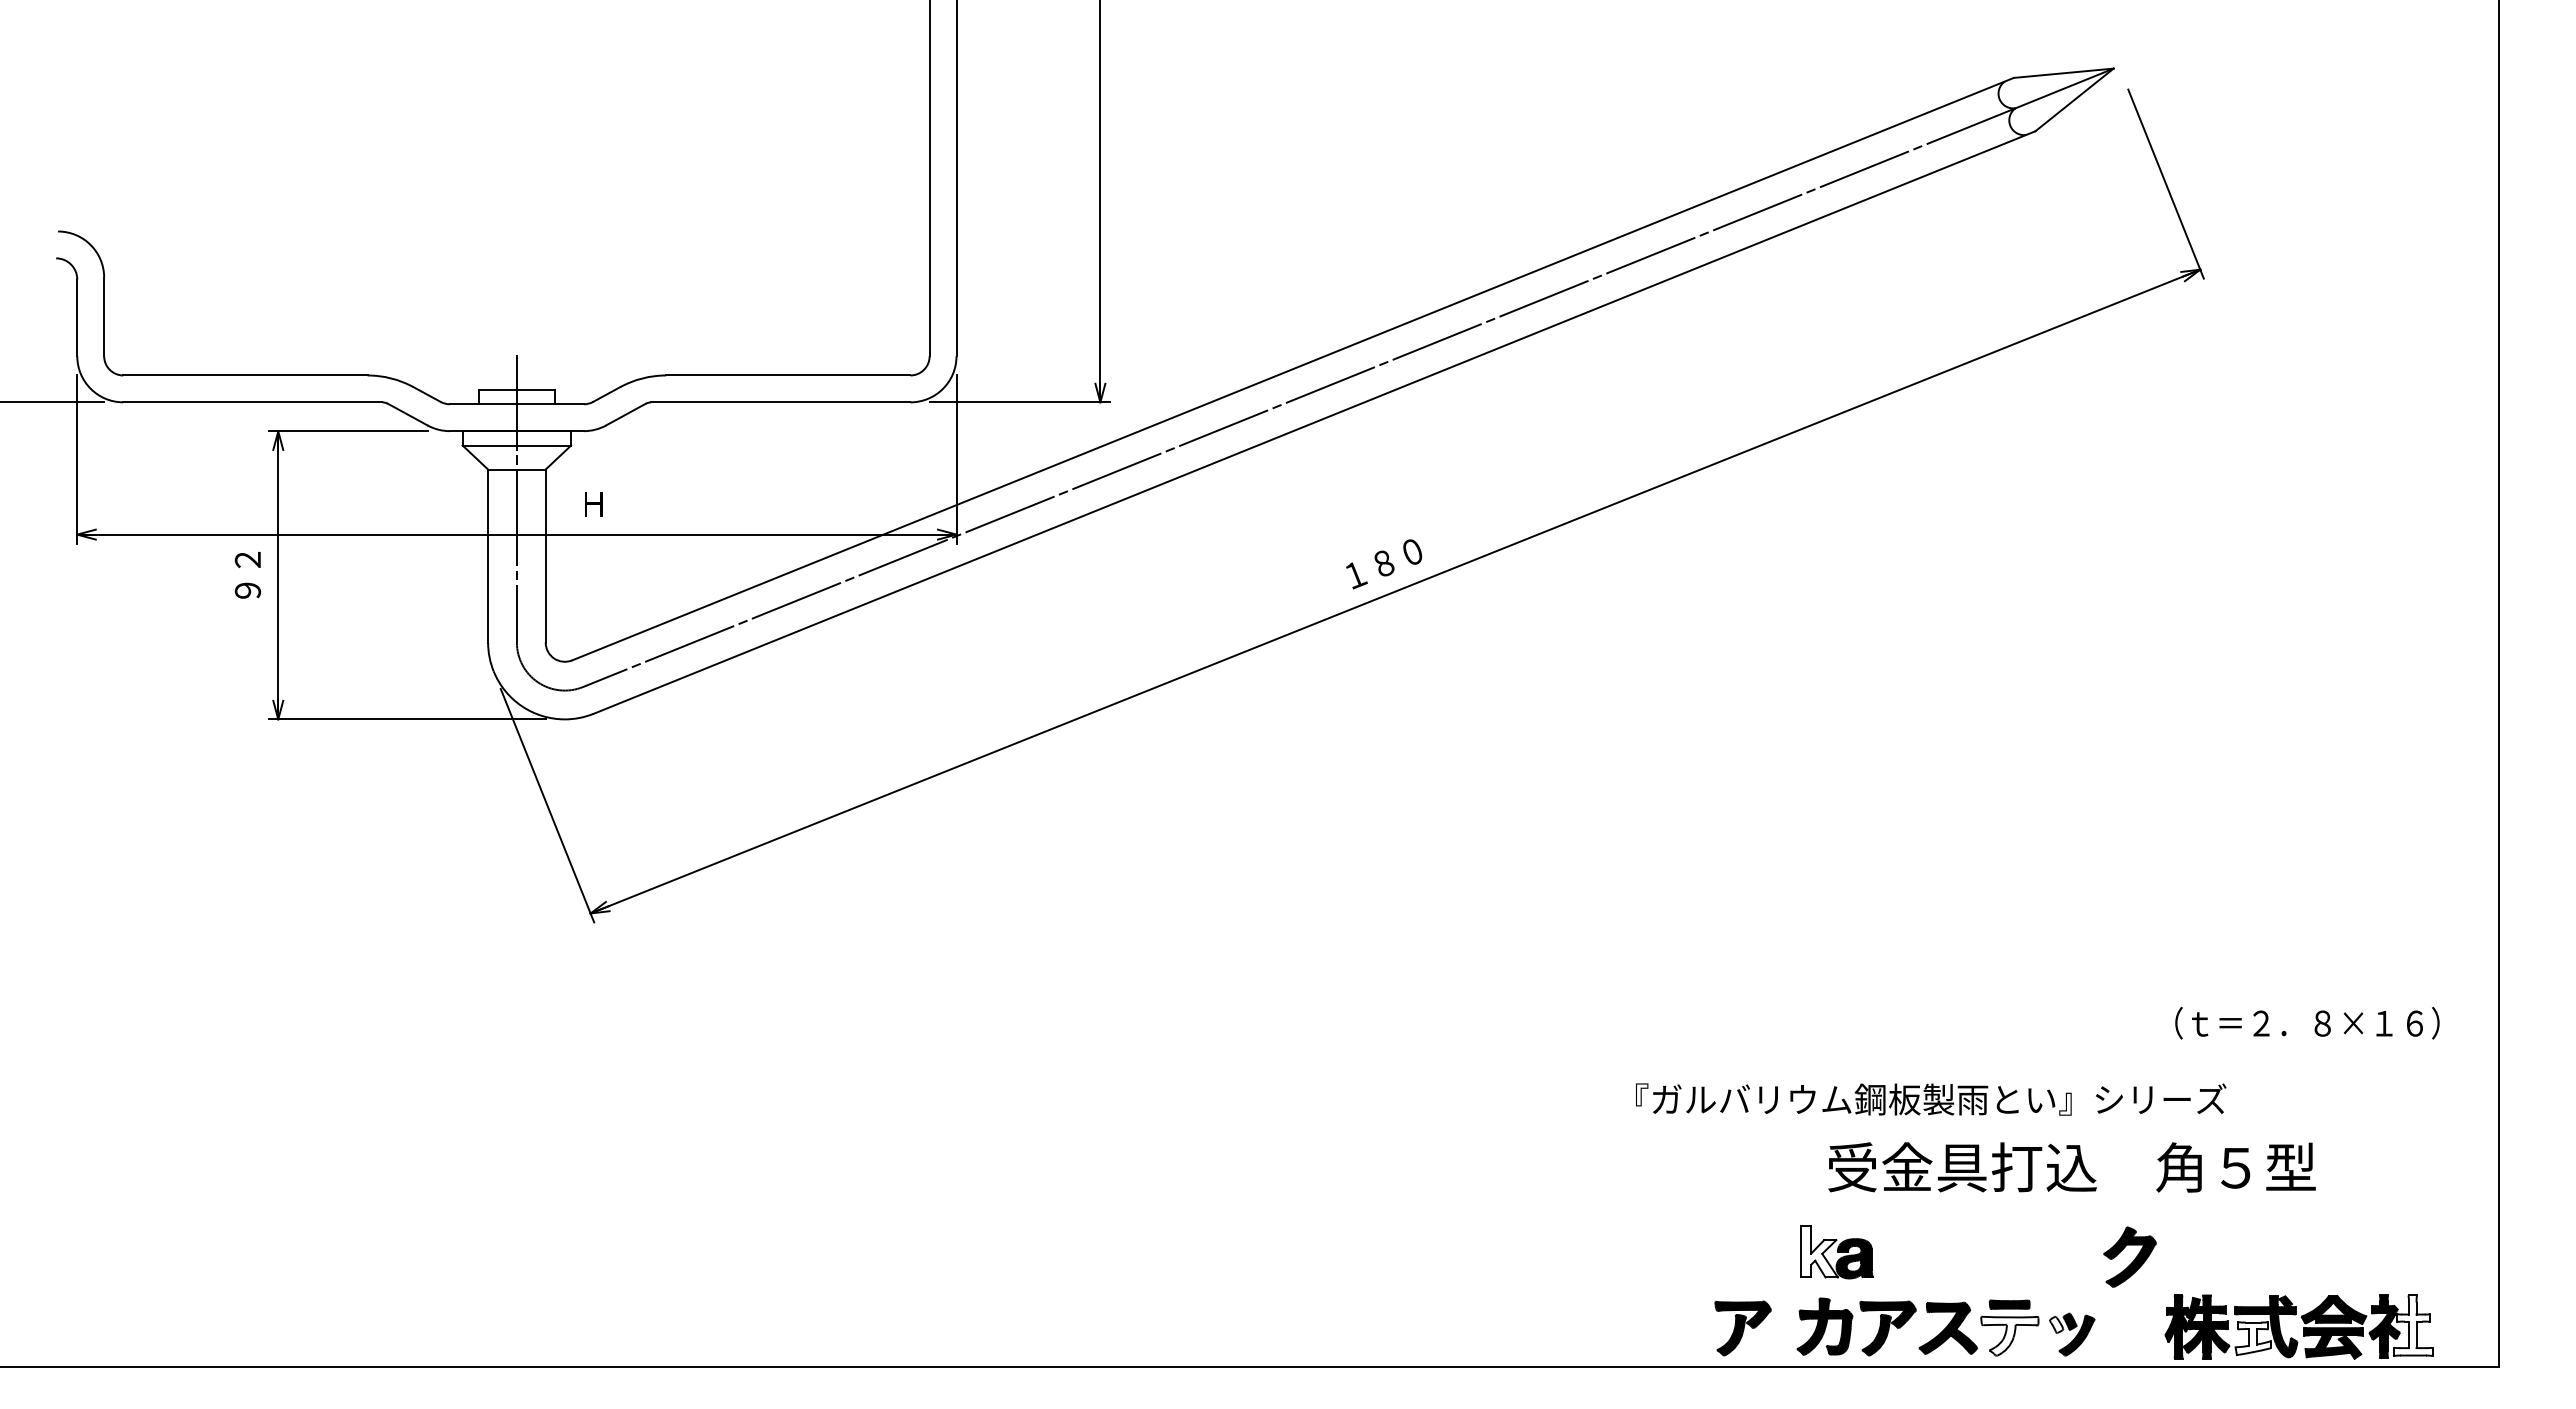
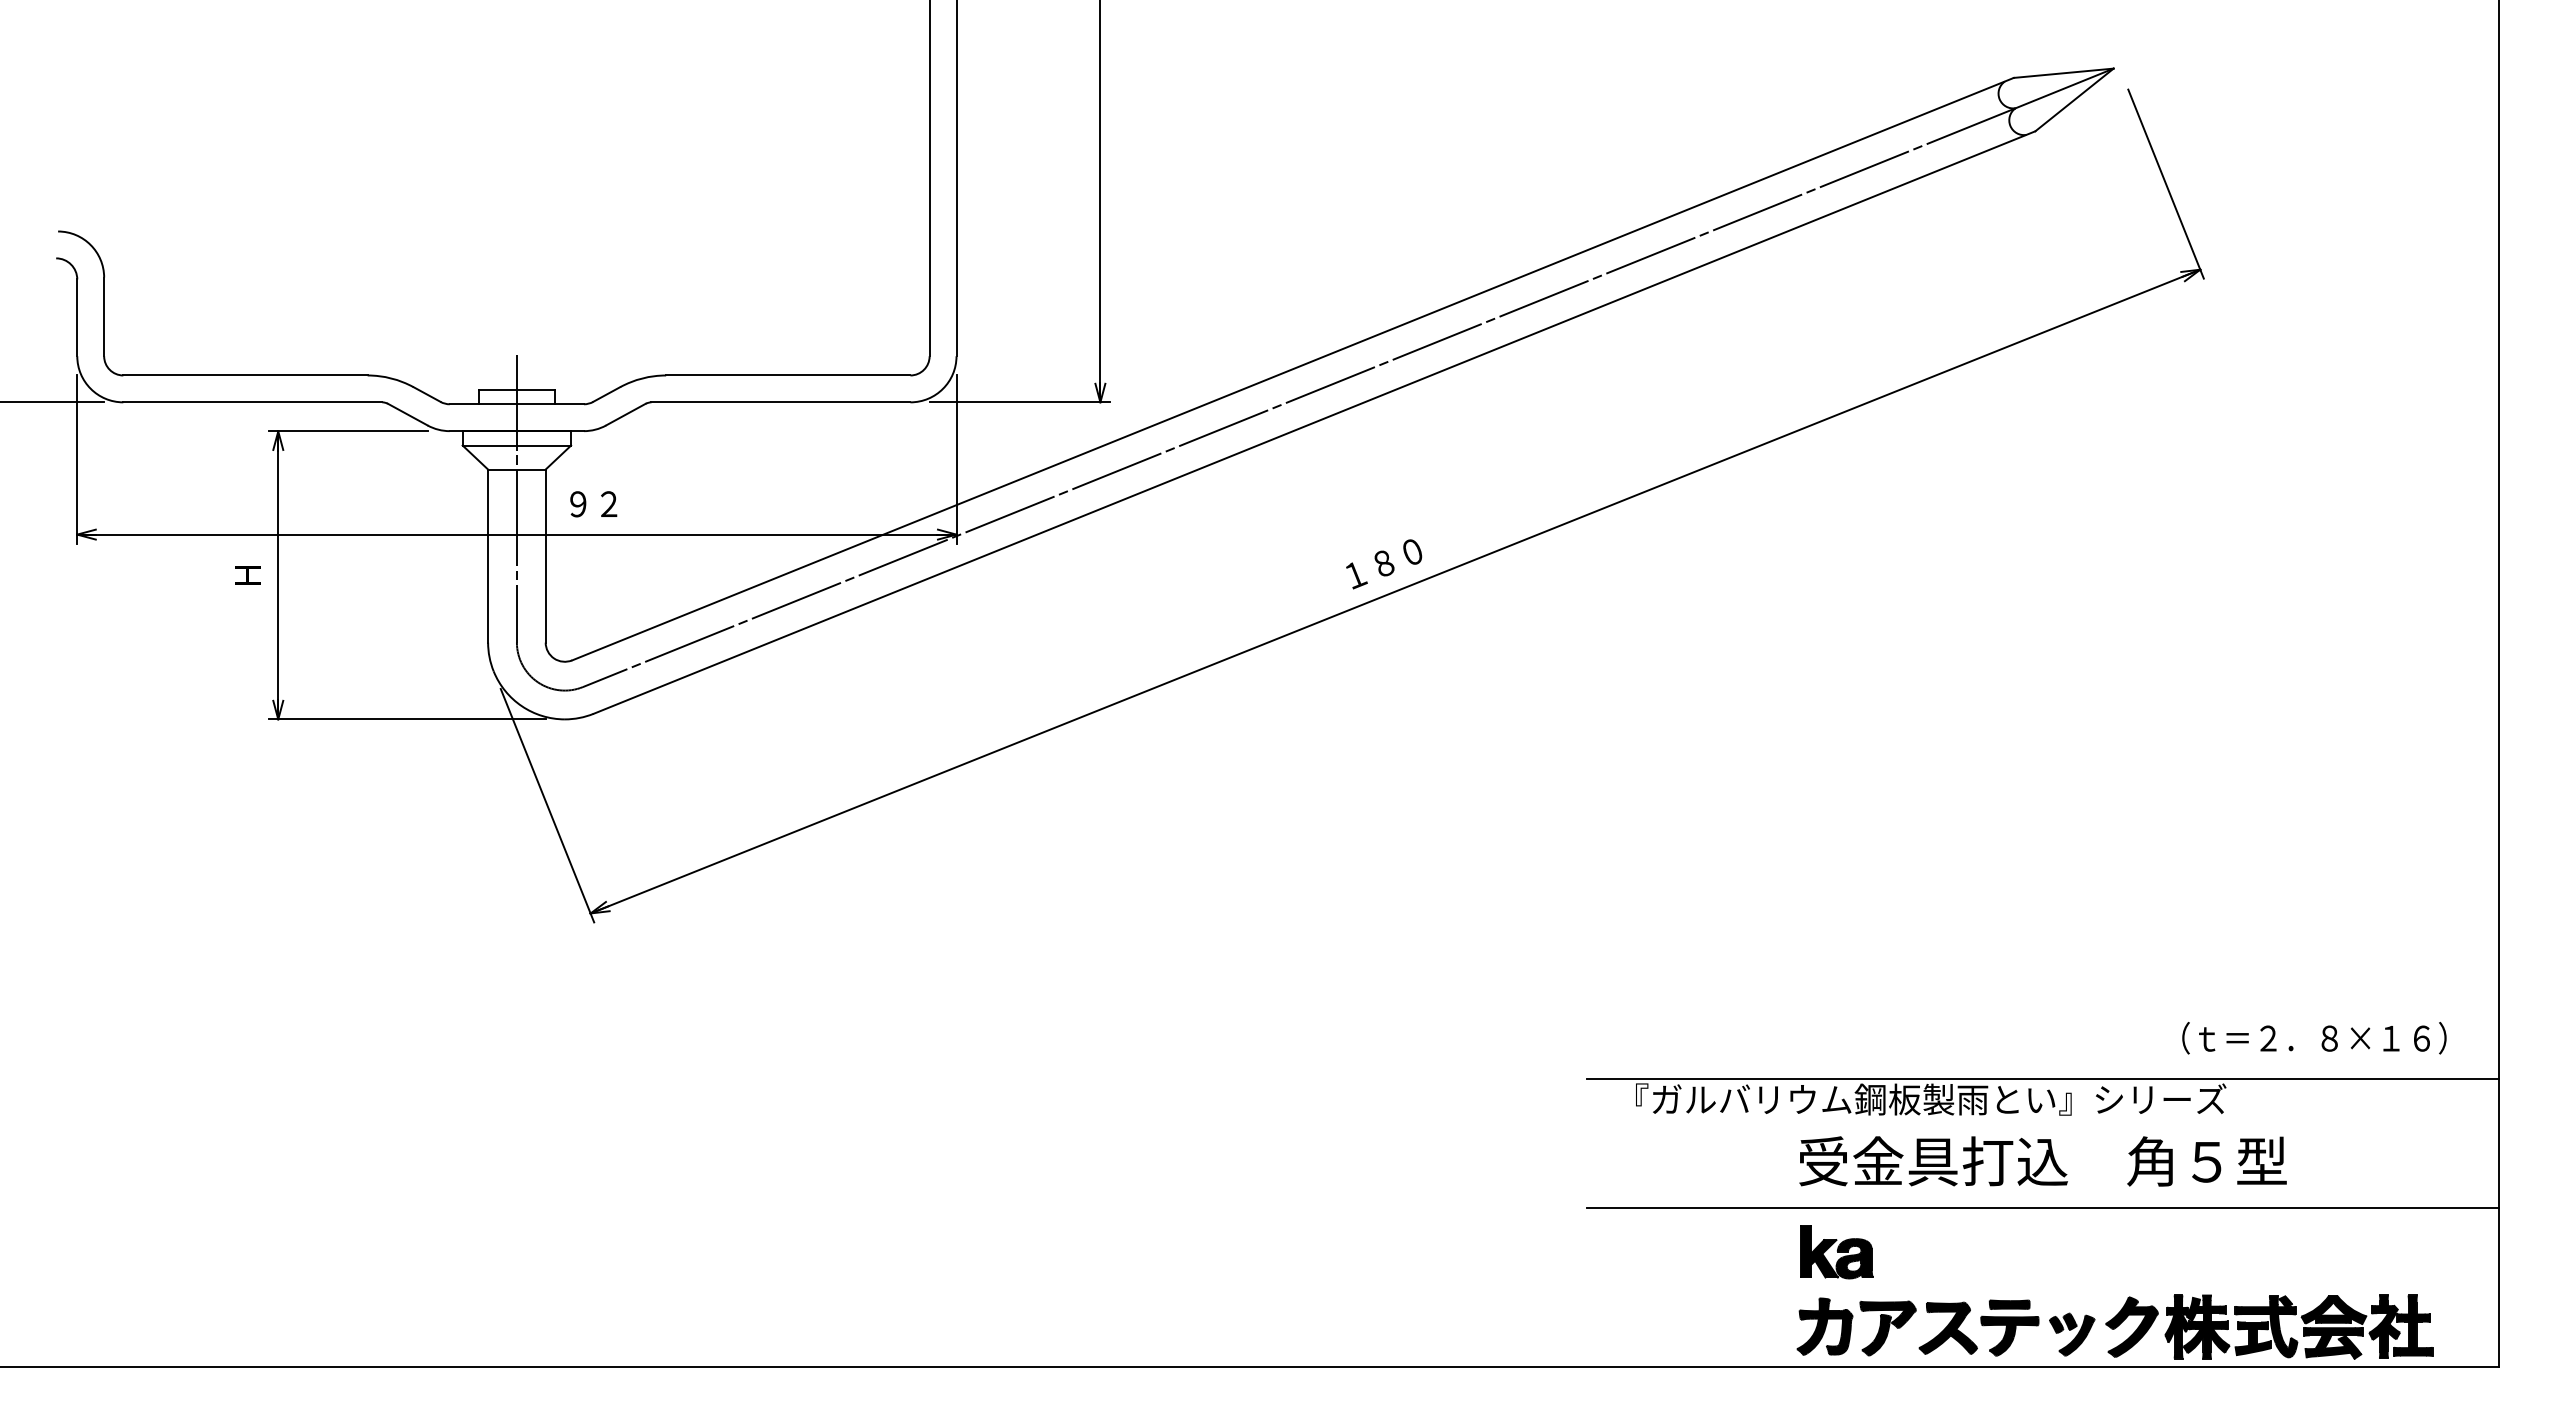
text: Ｈ -> ９２ (593, 504)
text: ９２ -> Ｈ (247, 575)
text position: (2307, 1023) -> (2314, 1038) (2314, 1038)
line: none -> present (2042, 1078)
text position: (2071, 1167) -> (2042, 1161) (2042, 1161)
line: none -> present (2042, 1208)
fill: none -> present (1819, 1251)
part position: (2129, 1256) -> (2131, 1326) (2131, 1326)
fill: none -> present (2056, 1324)
fill: none -> present (2412, 1325)
part: present -> none (1742, 1328)
fill: none -> present (2009, 1335)
fill: none -> present (2252, 1338)
